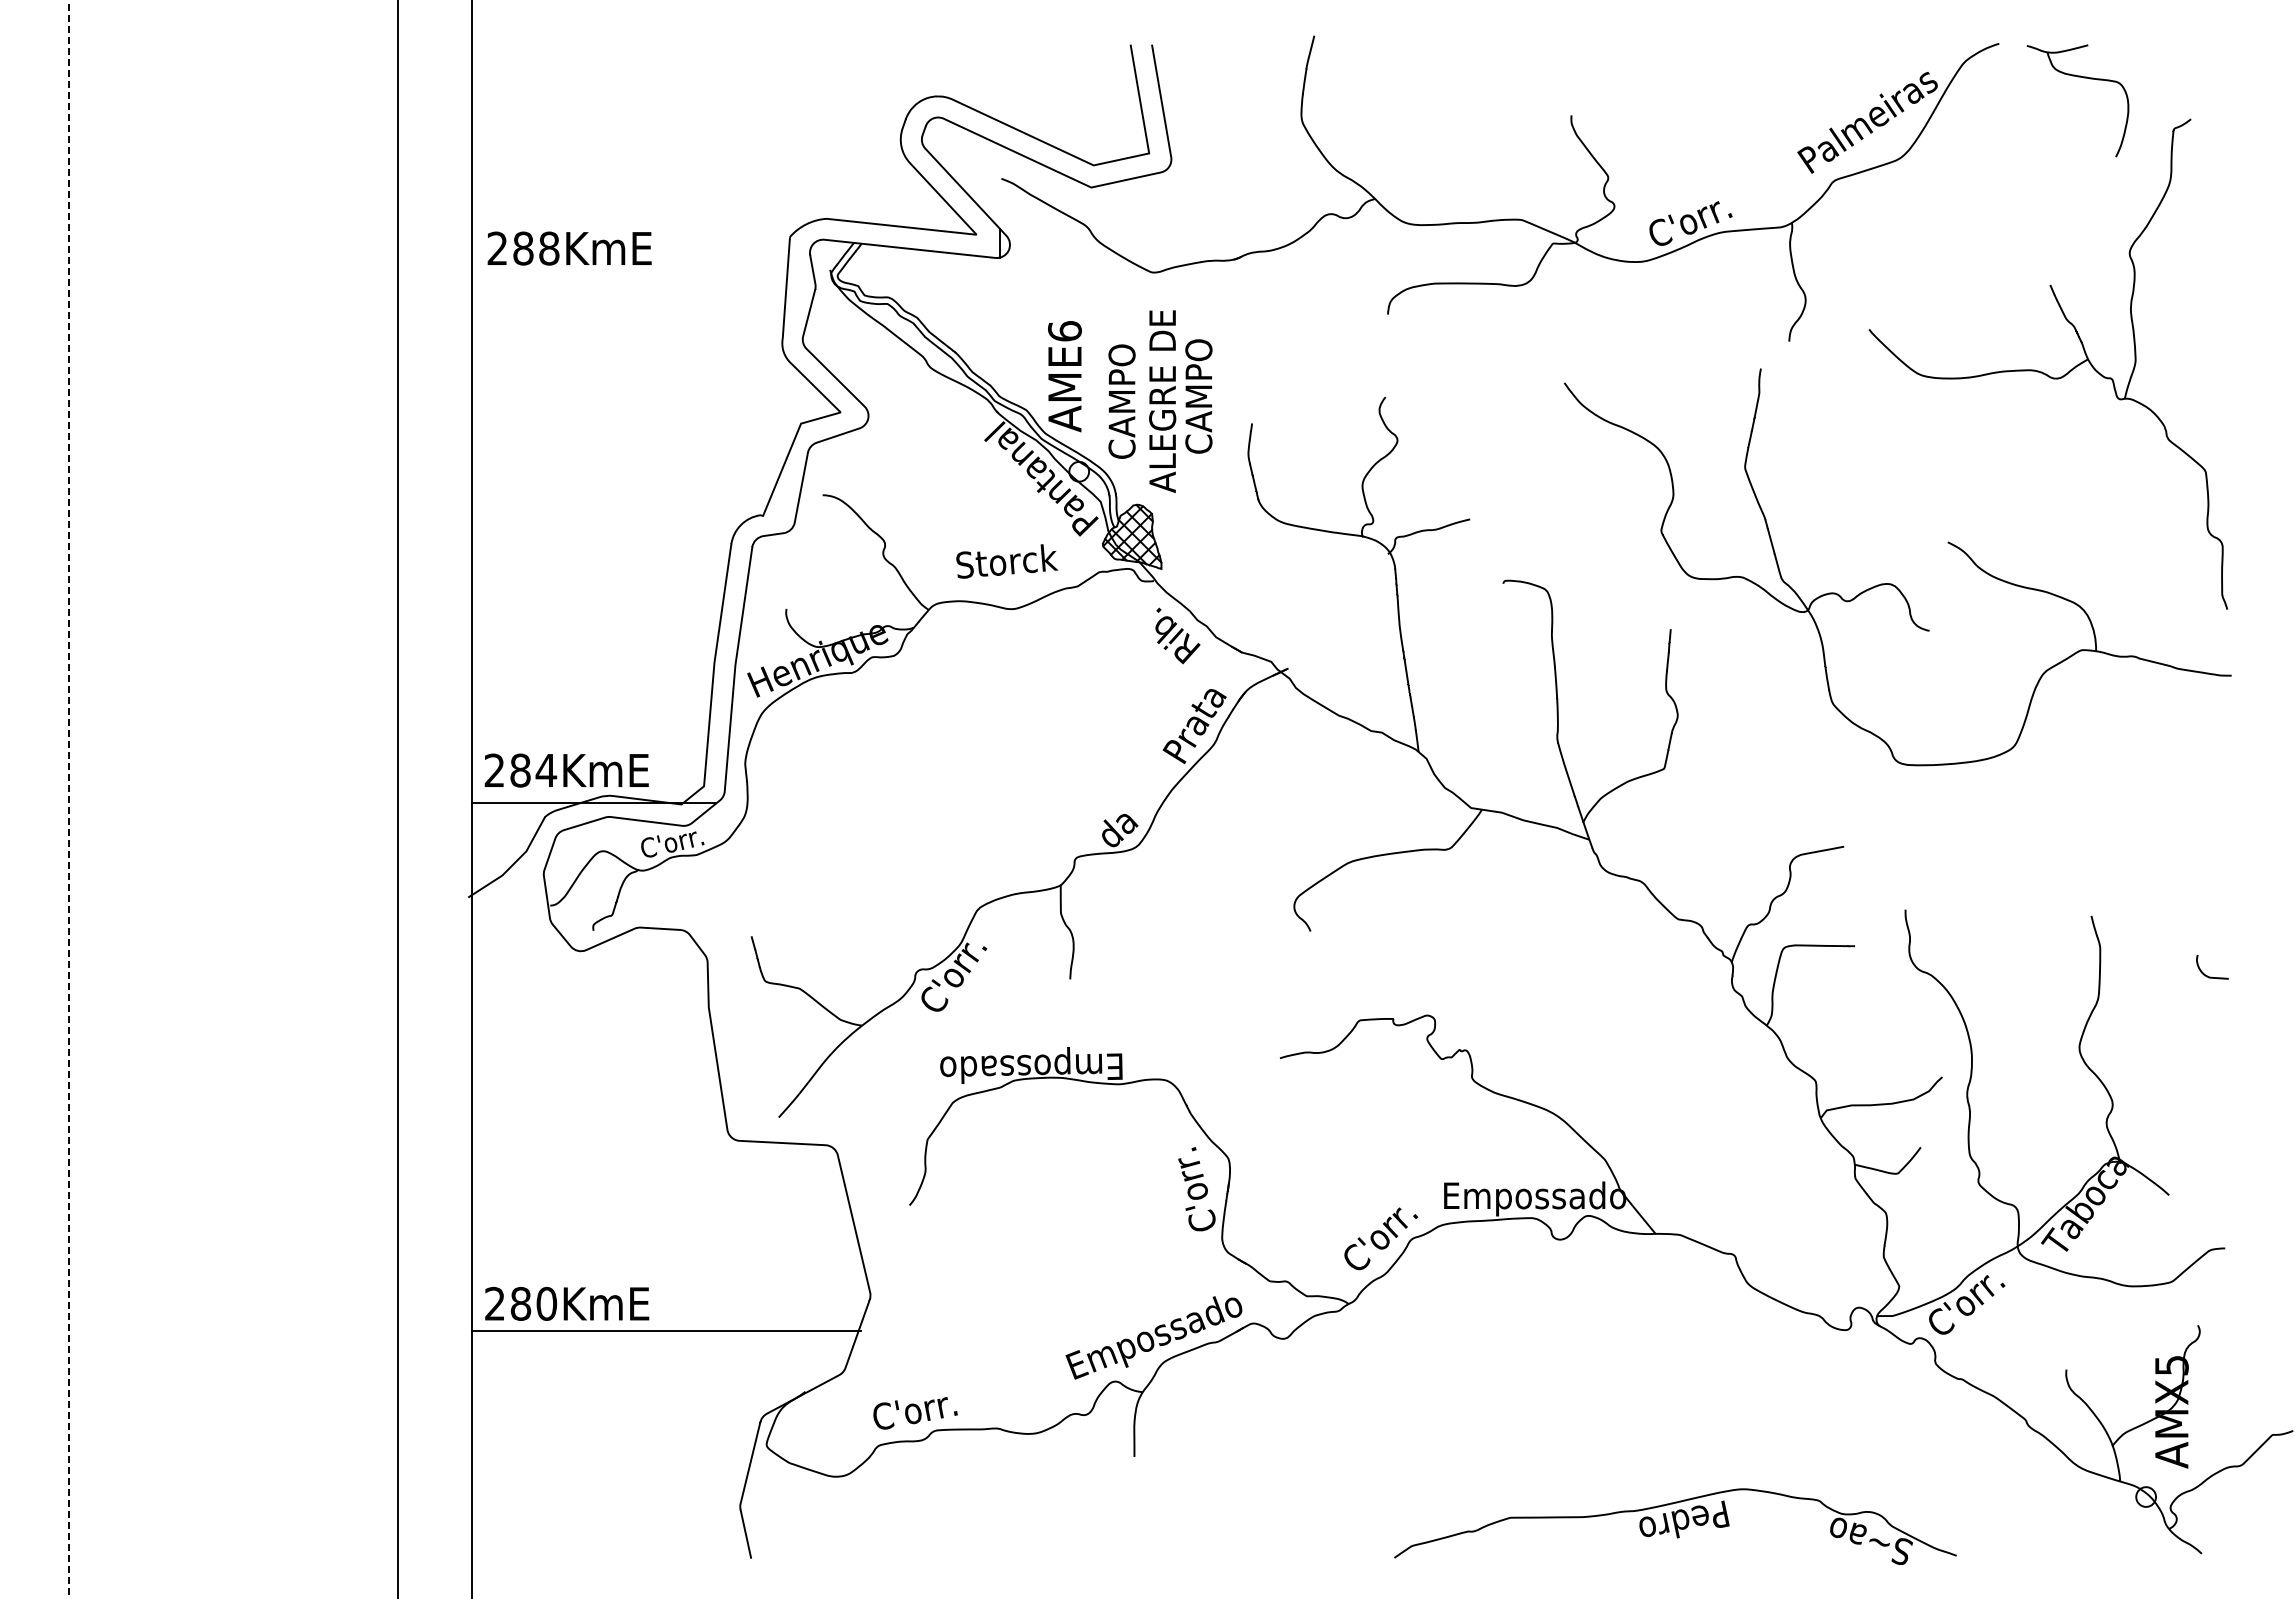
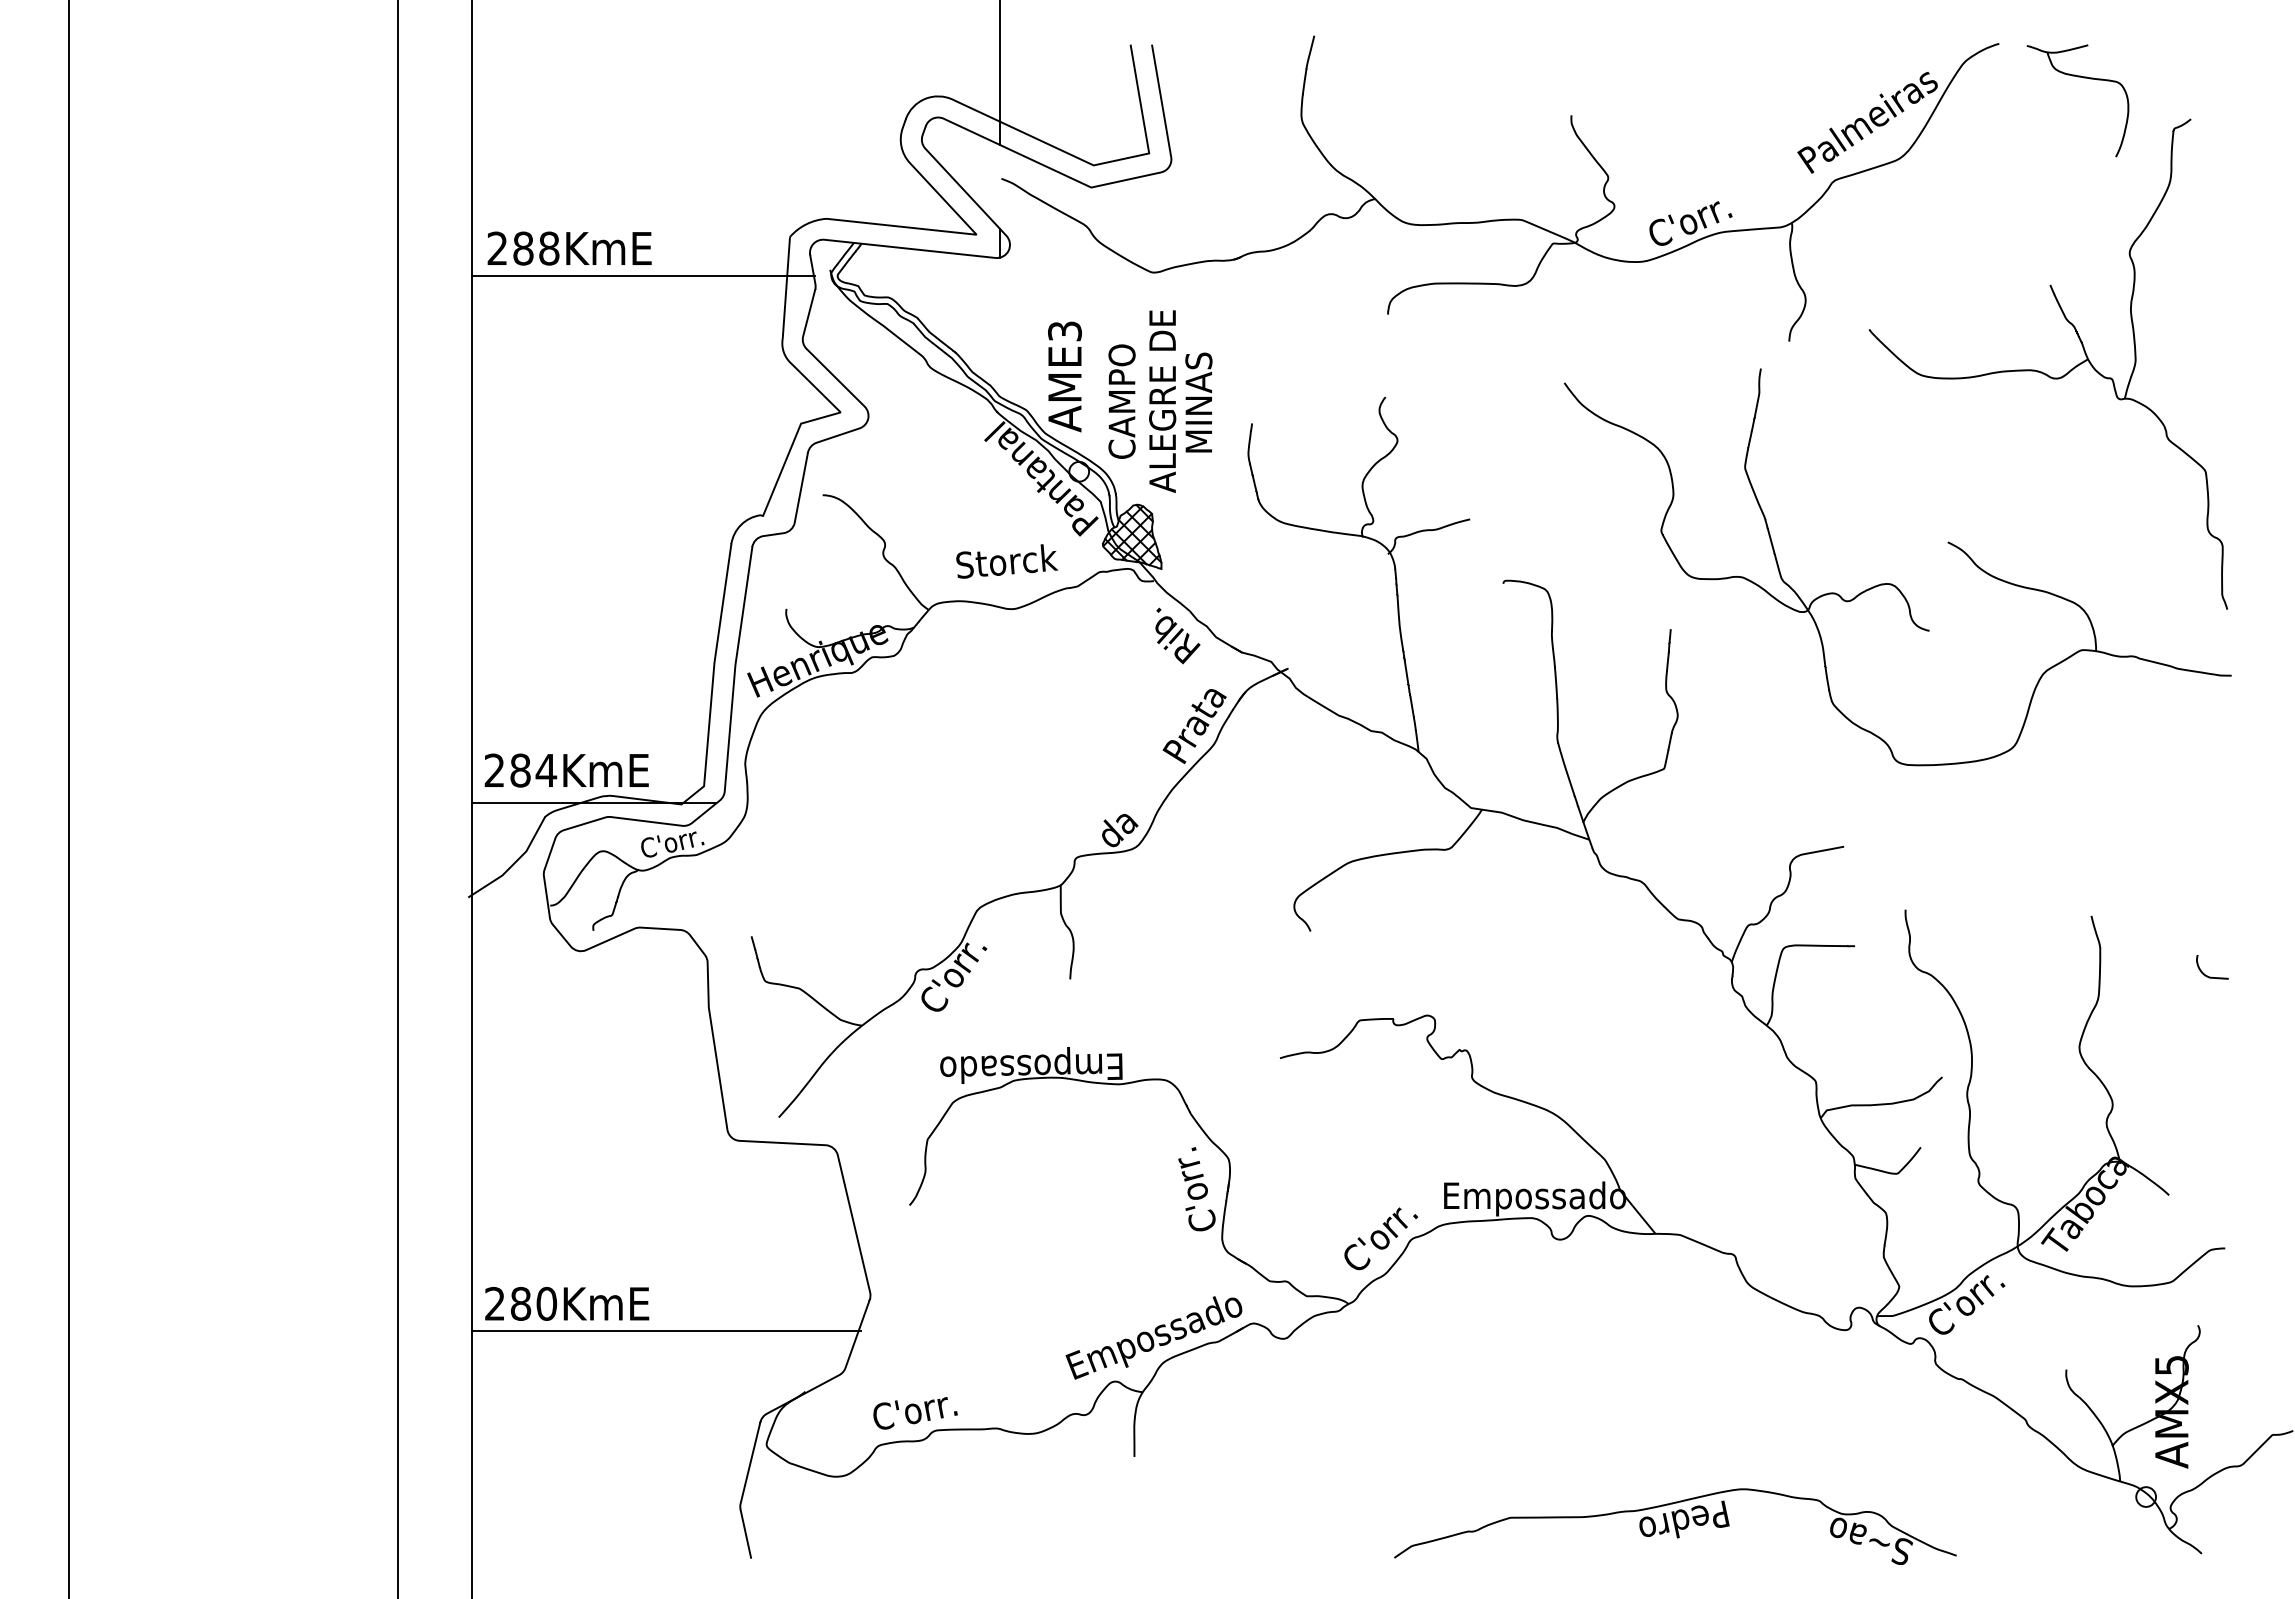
line: none -> present (999, 73)
line: none -> present (643, 276)
text: AME6 -> AME3 (1064, 331)
text: CAMPO -> MINAS (1198, 396)
line: dashed -> solid (68, 798)
